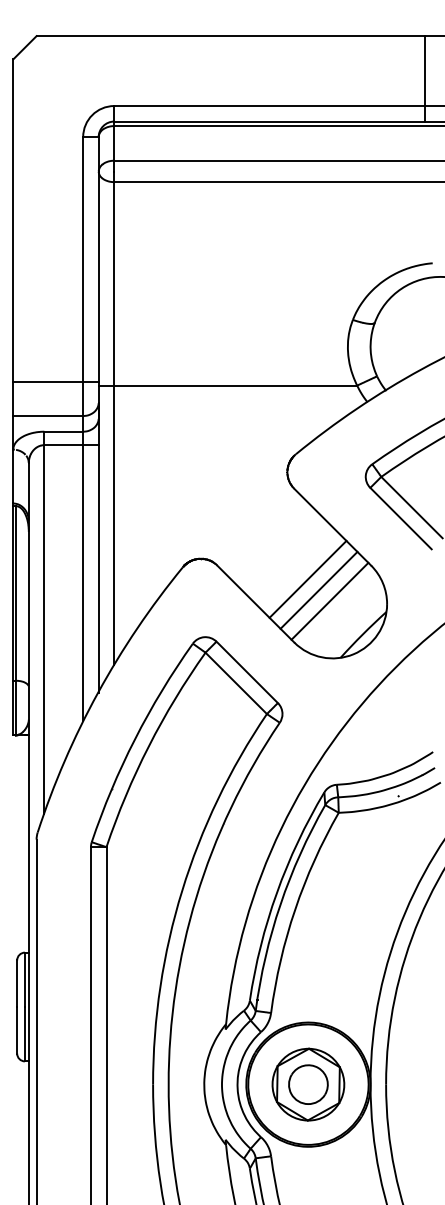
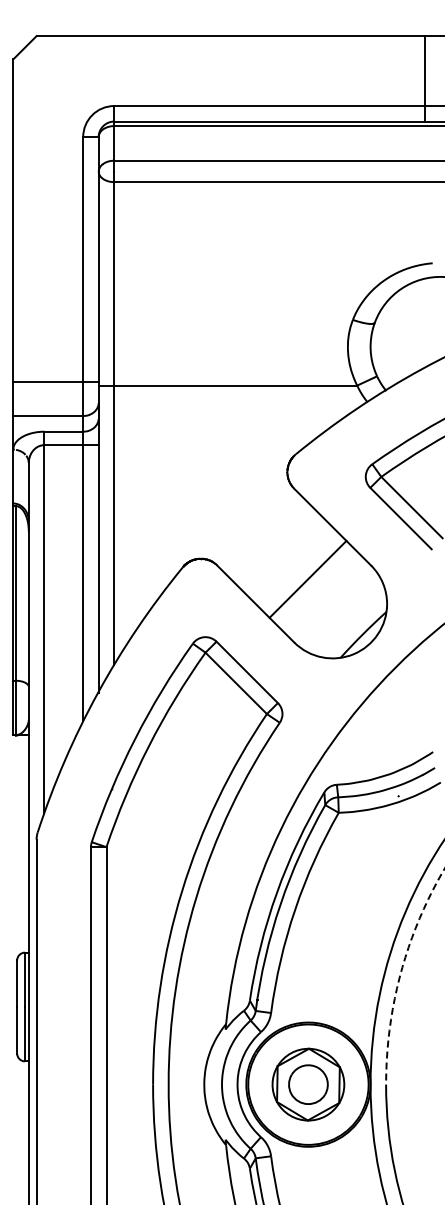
line: present -> none (318, 589)
line: present -> none (329, 600)
arc: solid -> dashed (400, 973)
